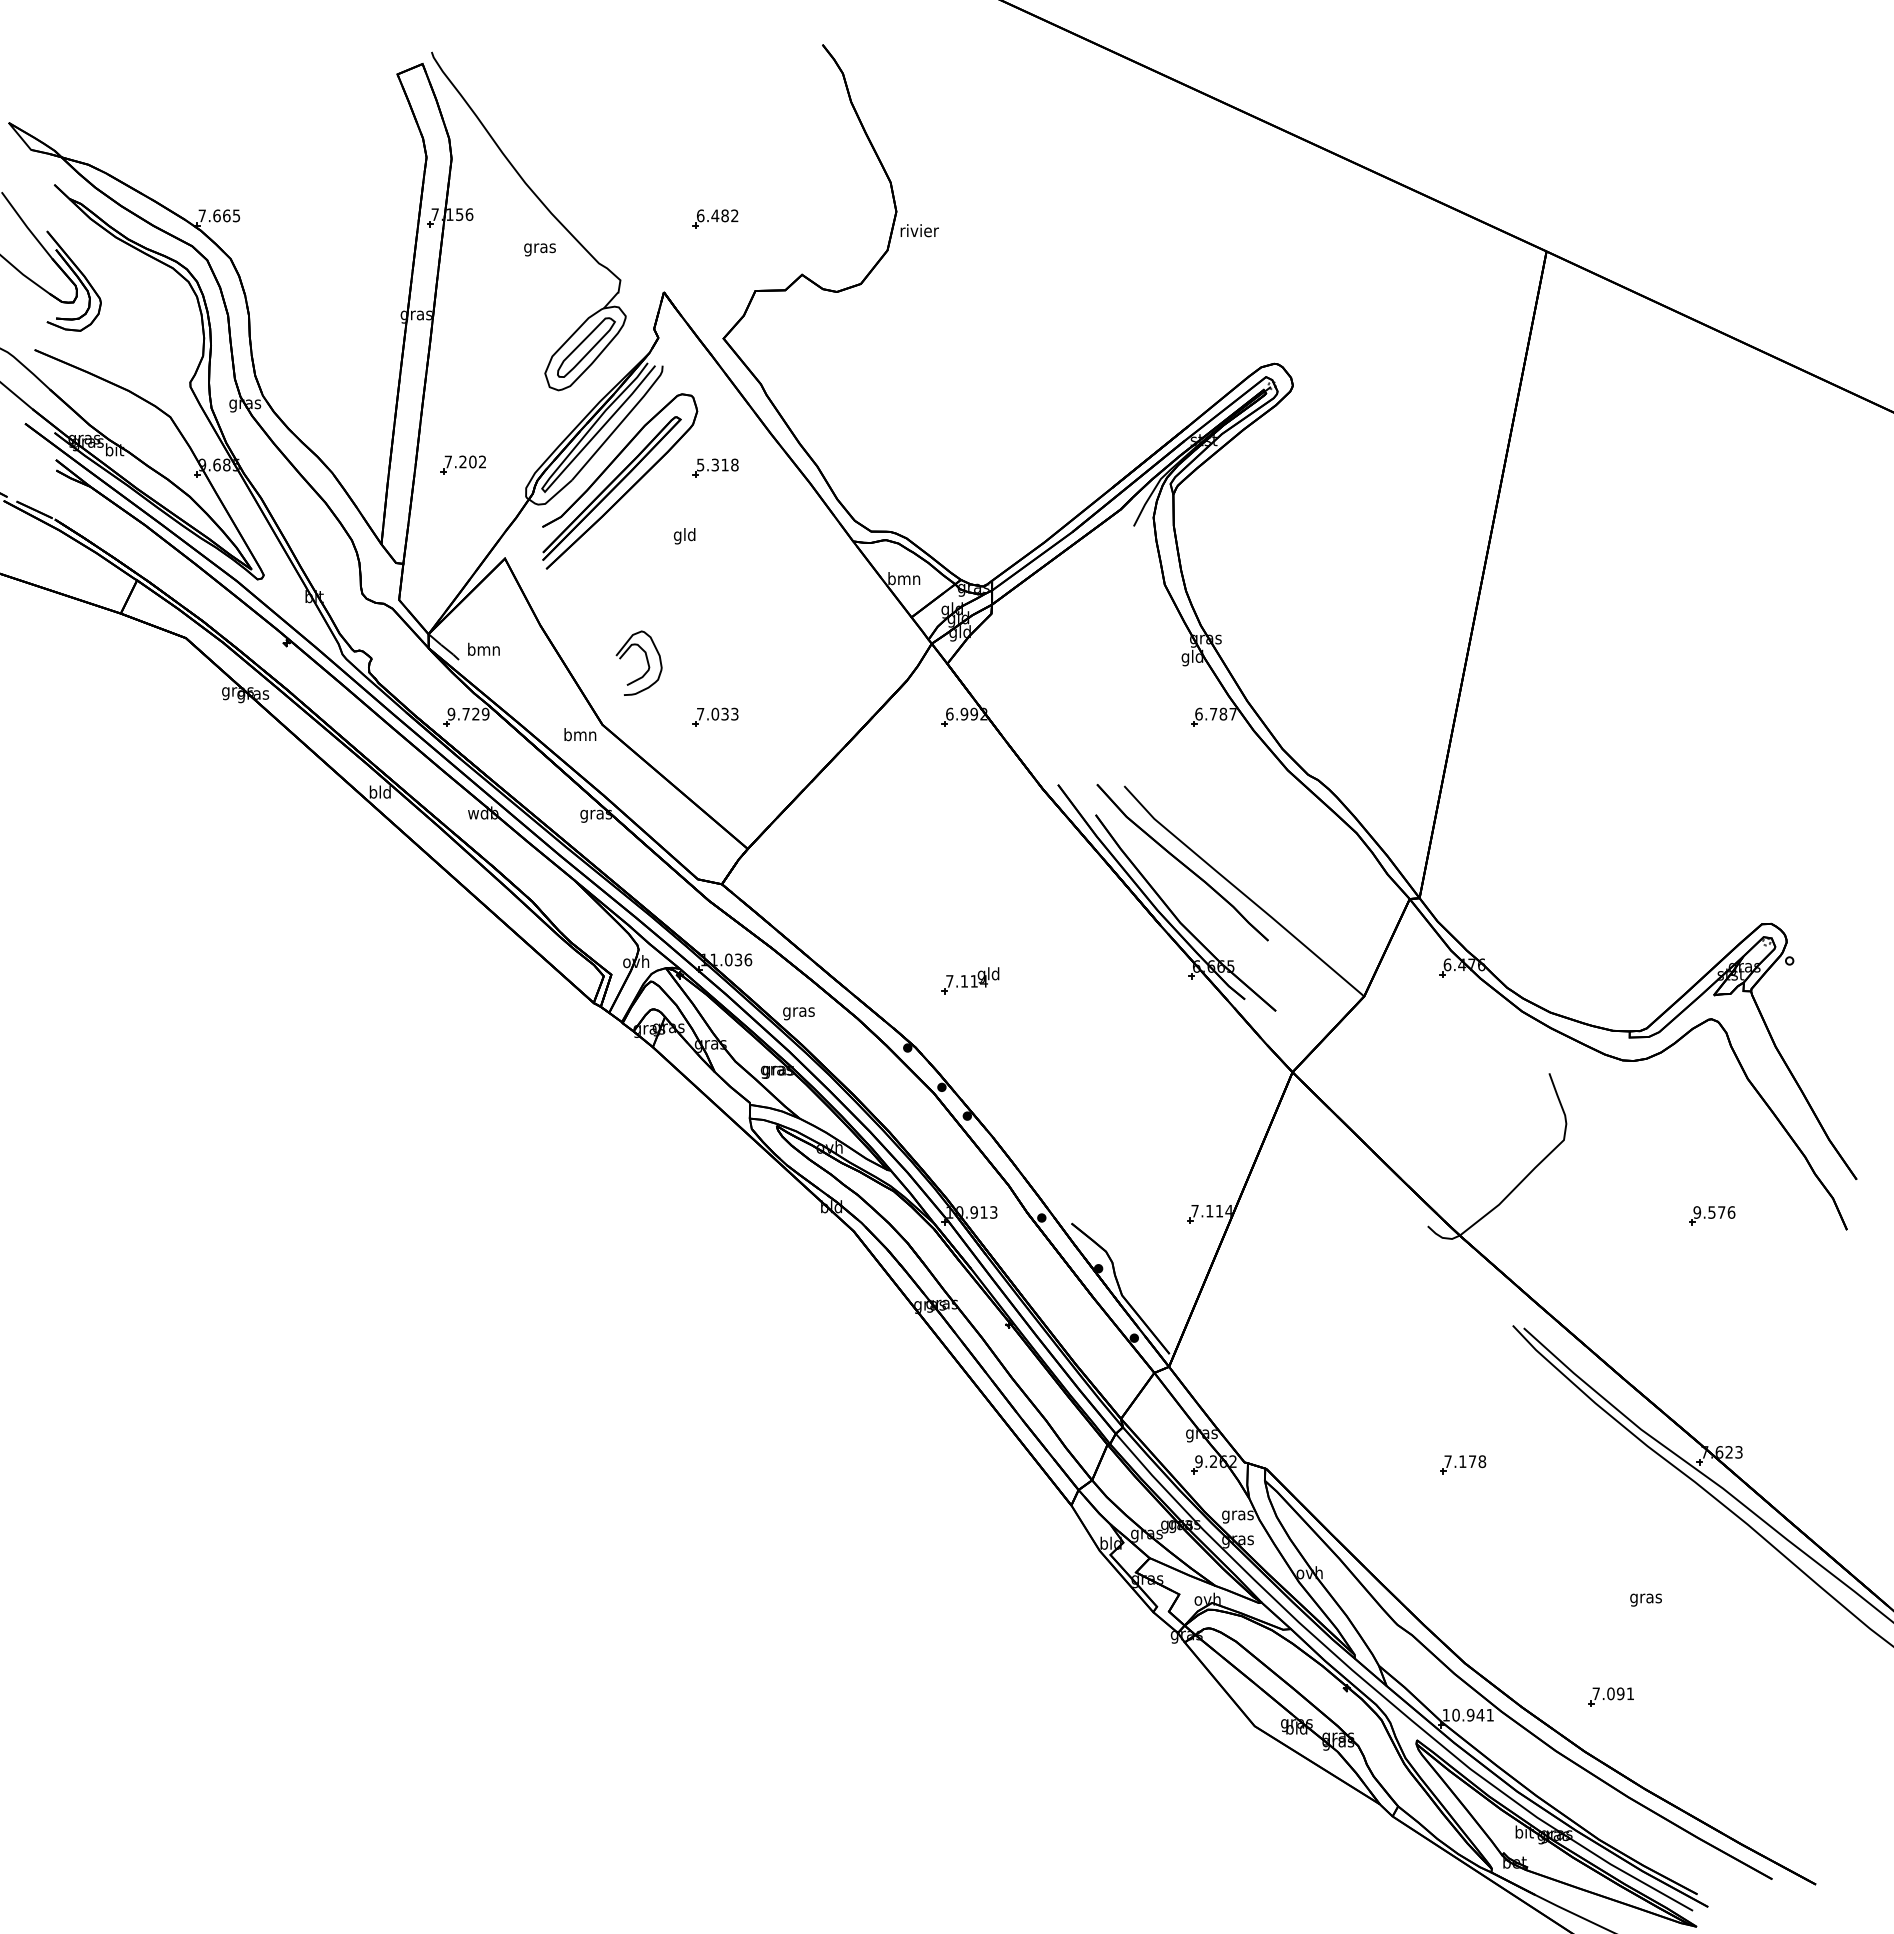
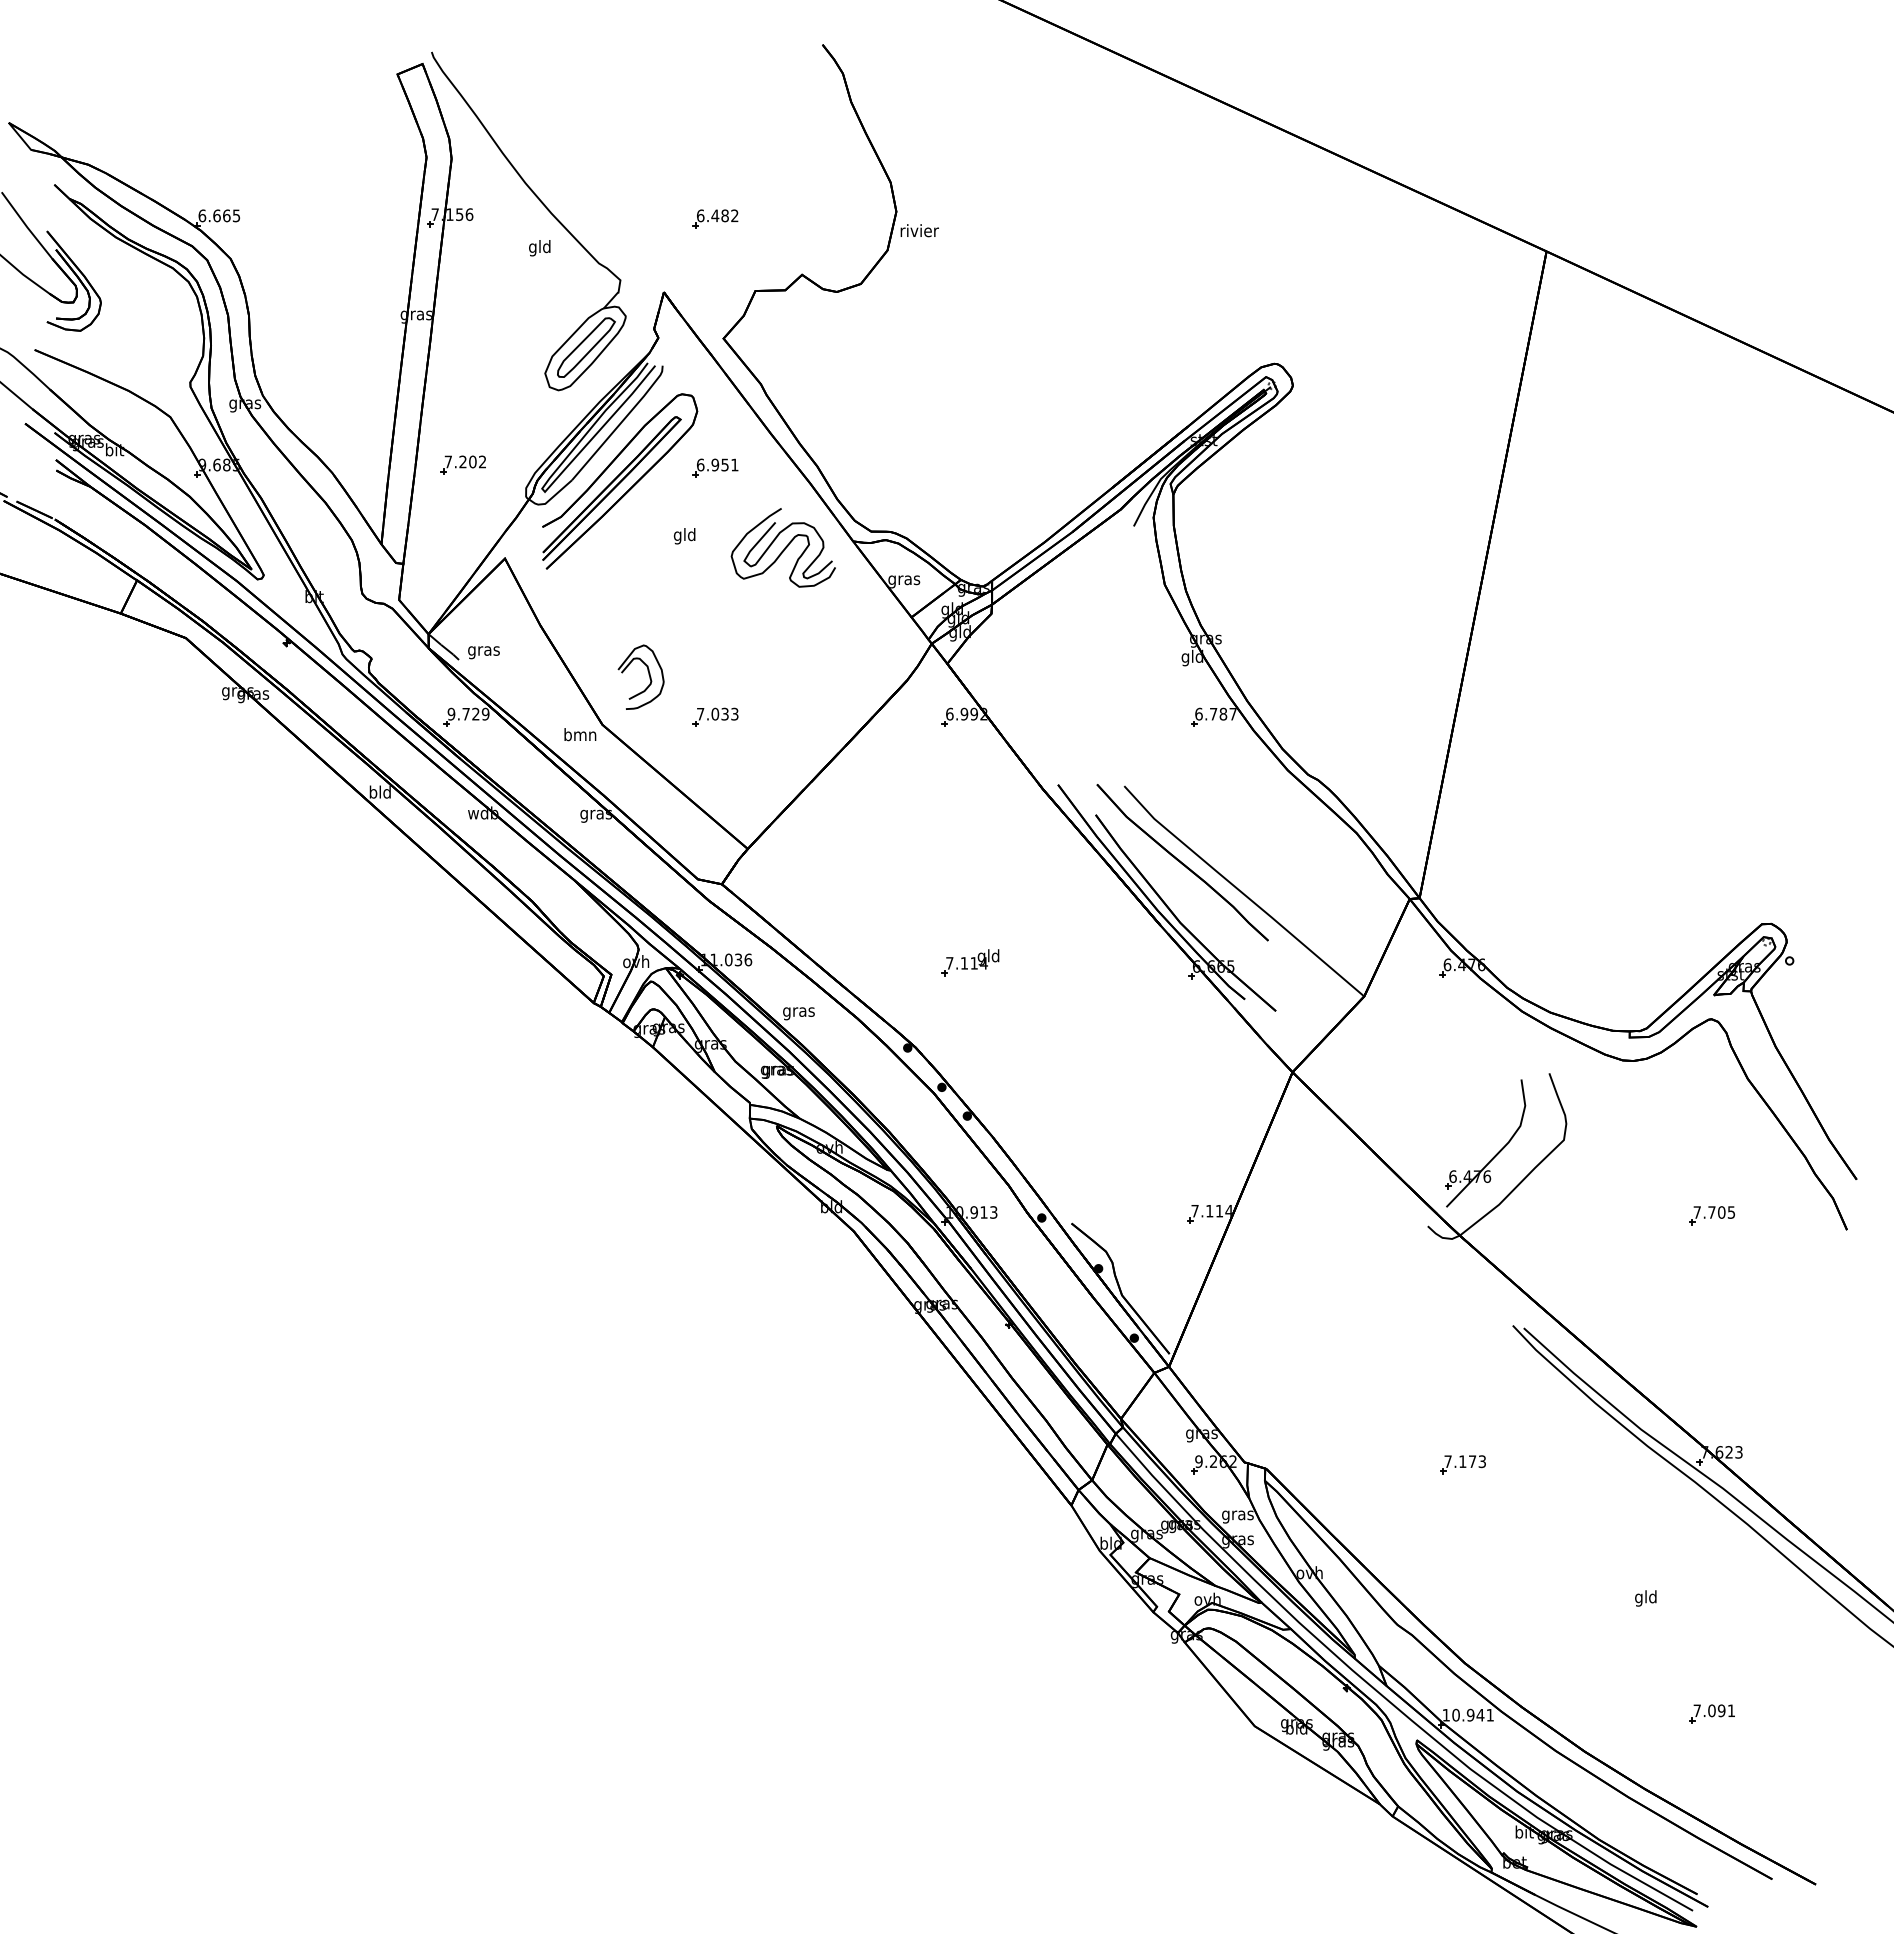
text: 7.665 -> 6.665 (202, 215)
text: gras -> gld (539, 248)
text: 5.318 -> 6.951 (717, 464)
part: none -> present (782, 547)
text: bmn -> gras (904, 580)
text: bmn -> gras (483, 650)
part position: (646, 661) -> (648, 675) (648, 675)
part position: (970, 980) -> (970, 962) (970, 962)
part: none -> present (1496, 1153)
text: 9.576 -> 7.705 (1714, 1212)
text: 7.178 -> 7.173 (1482, 1461)
text: gras -> gld (1645, 1598)
part position: (1610, 1696) -> (1711, 1713) (1711, 1713)
